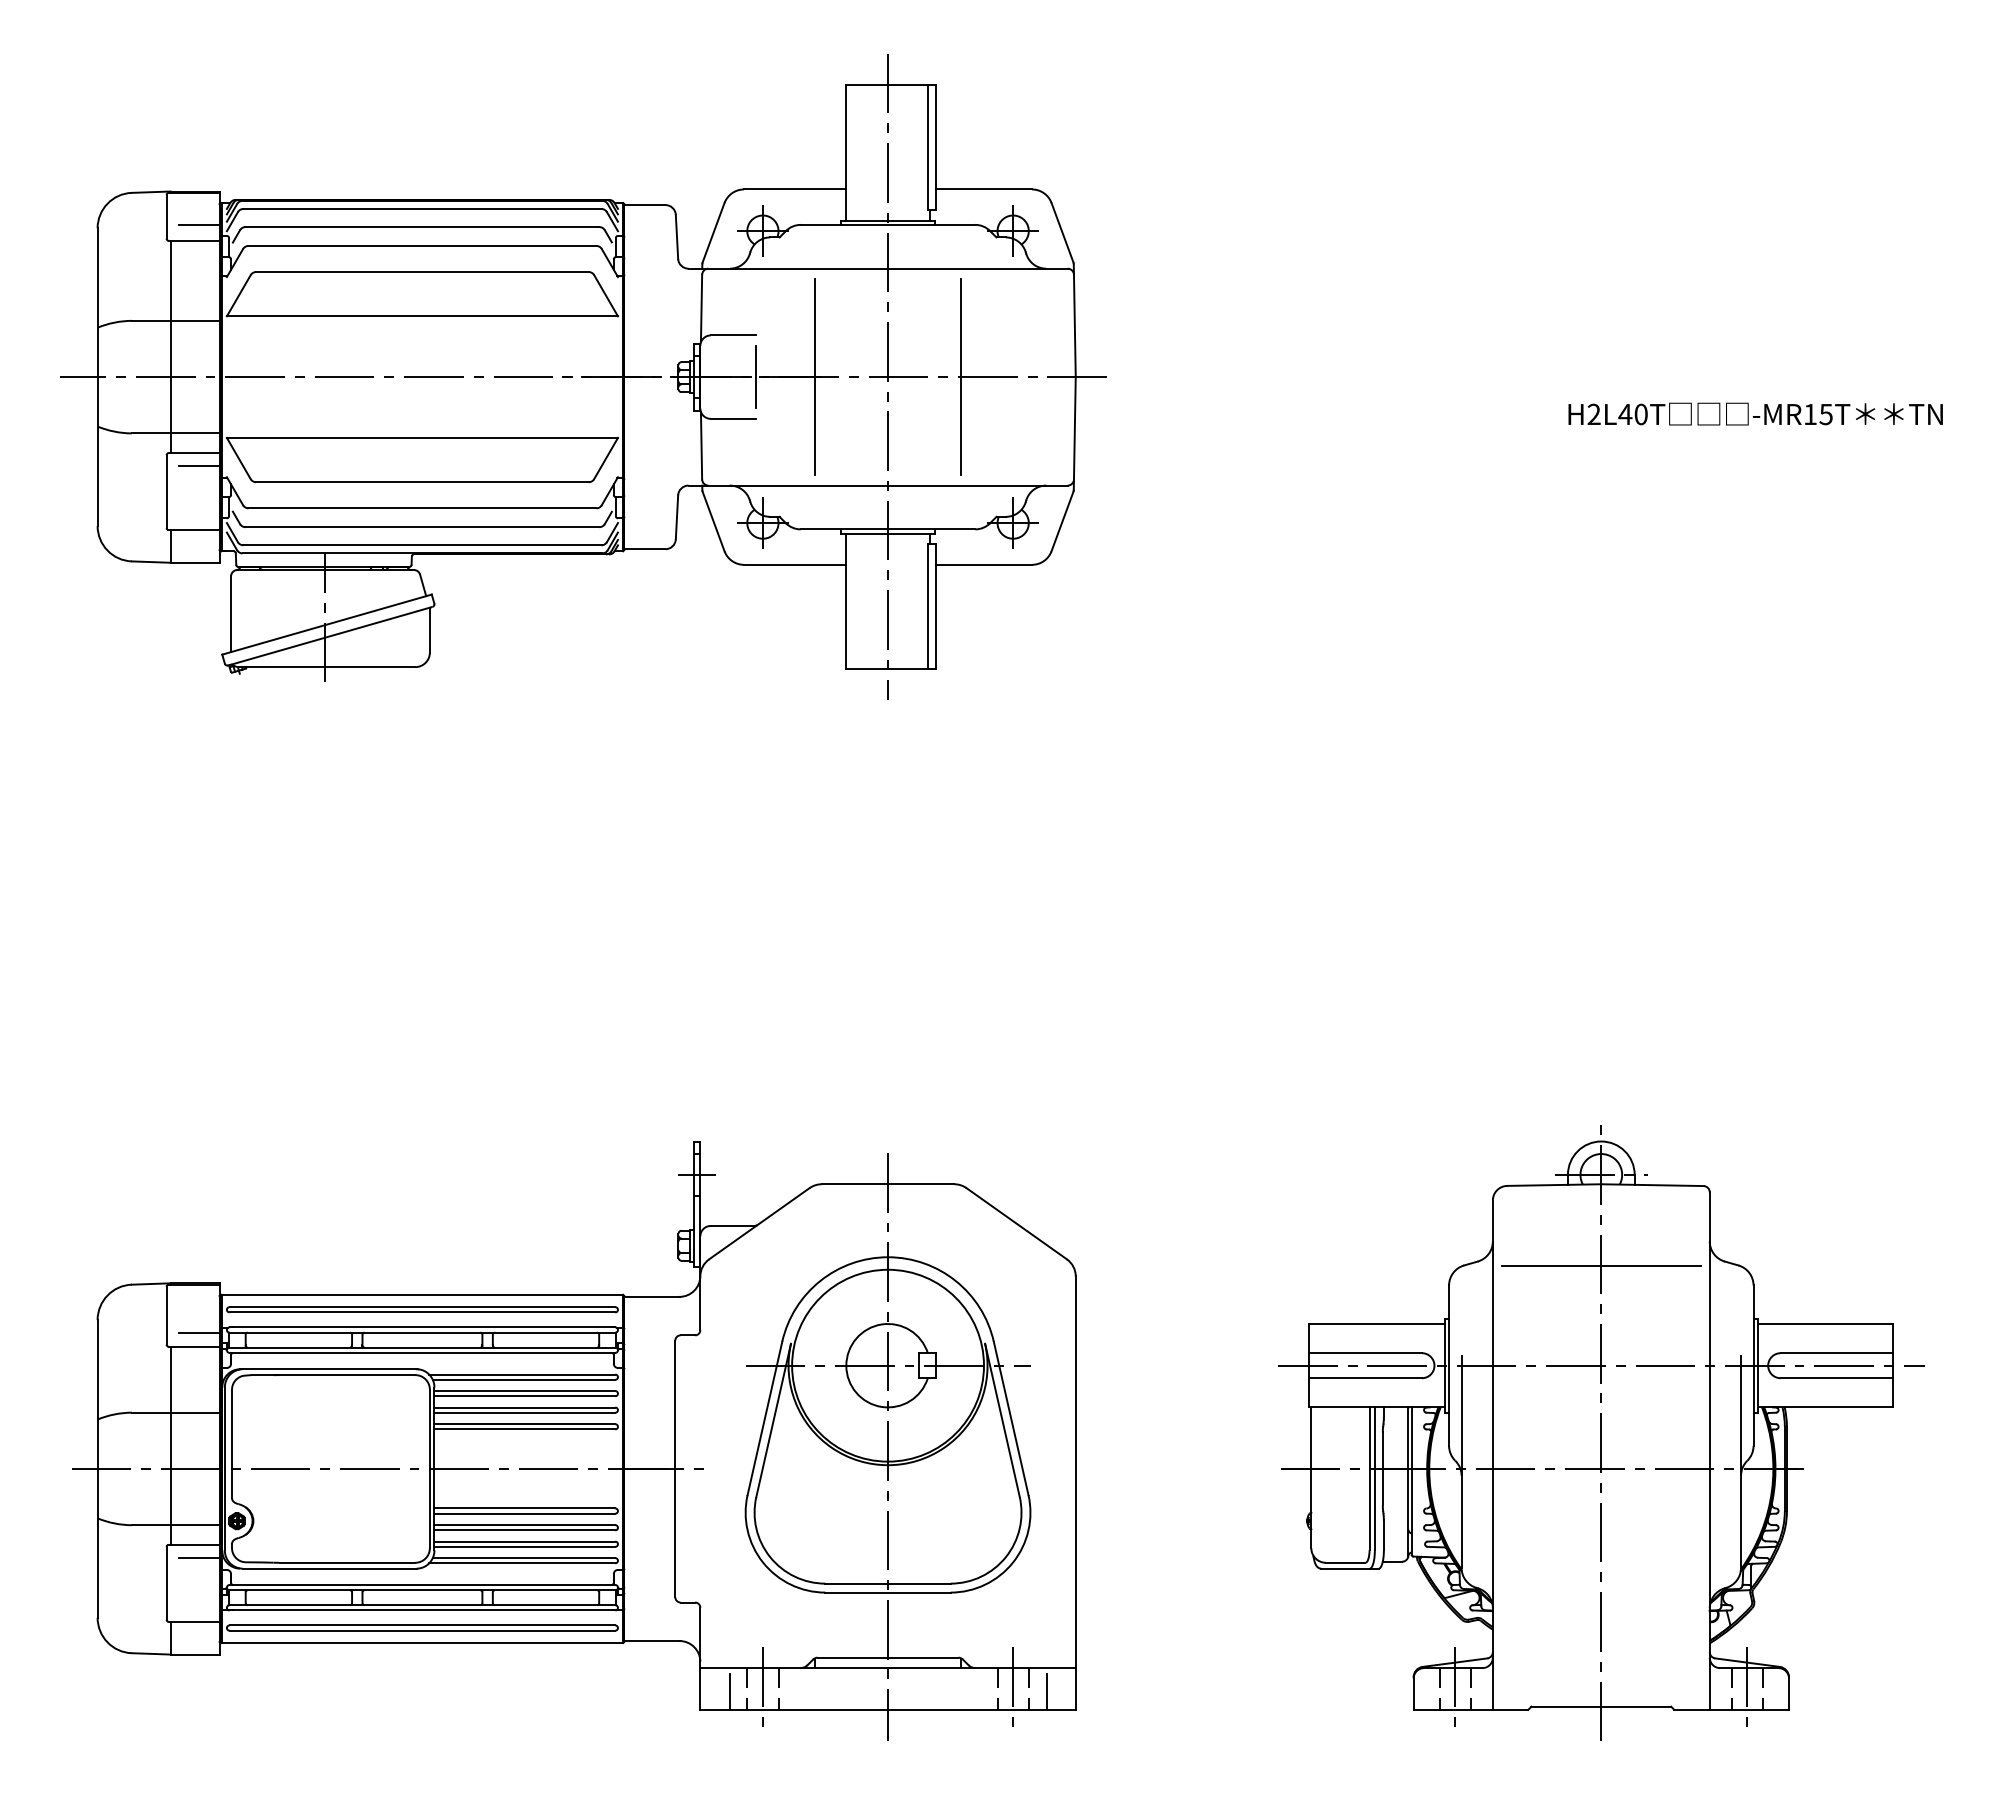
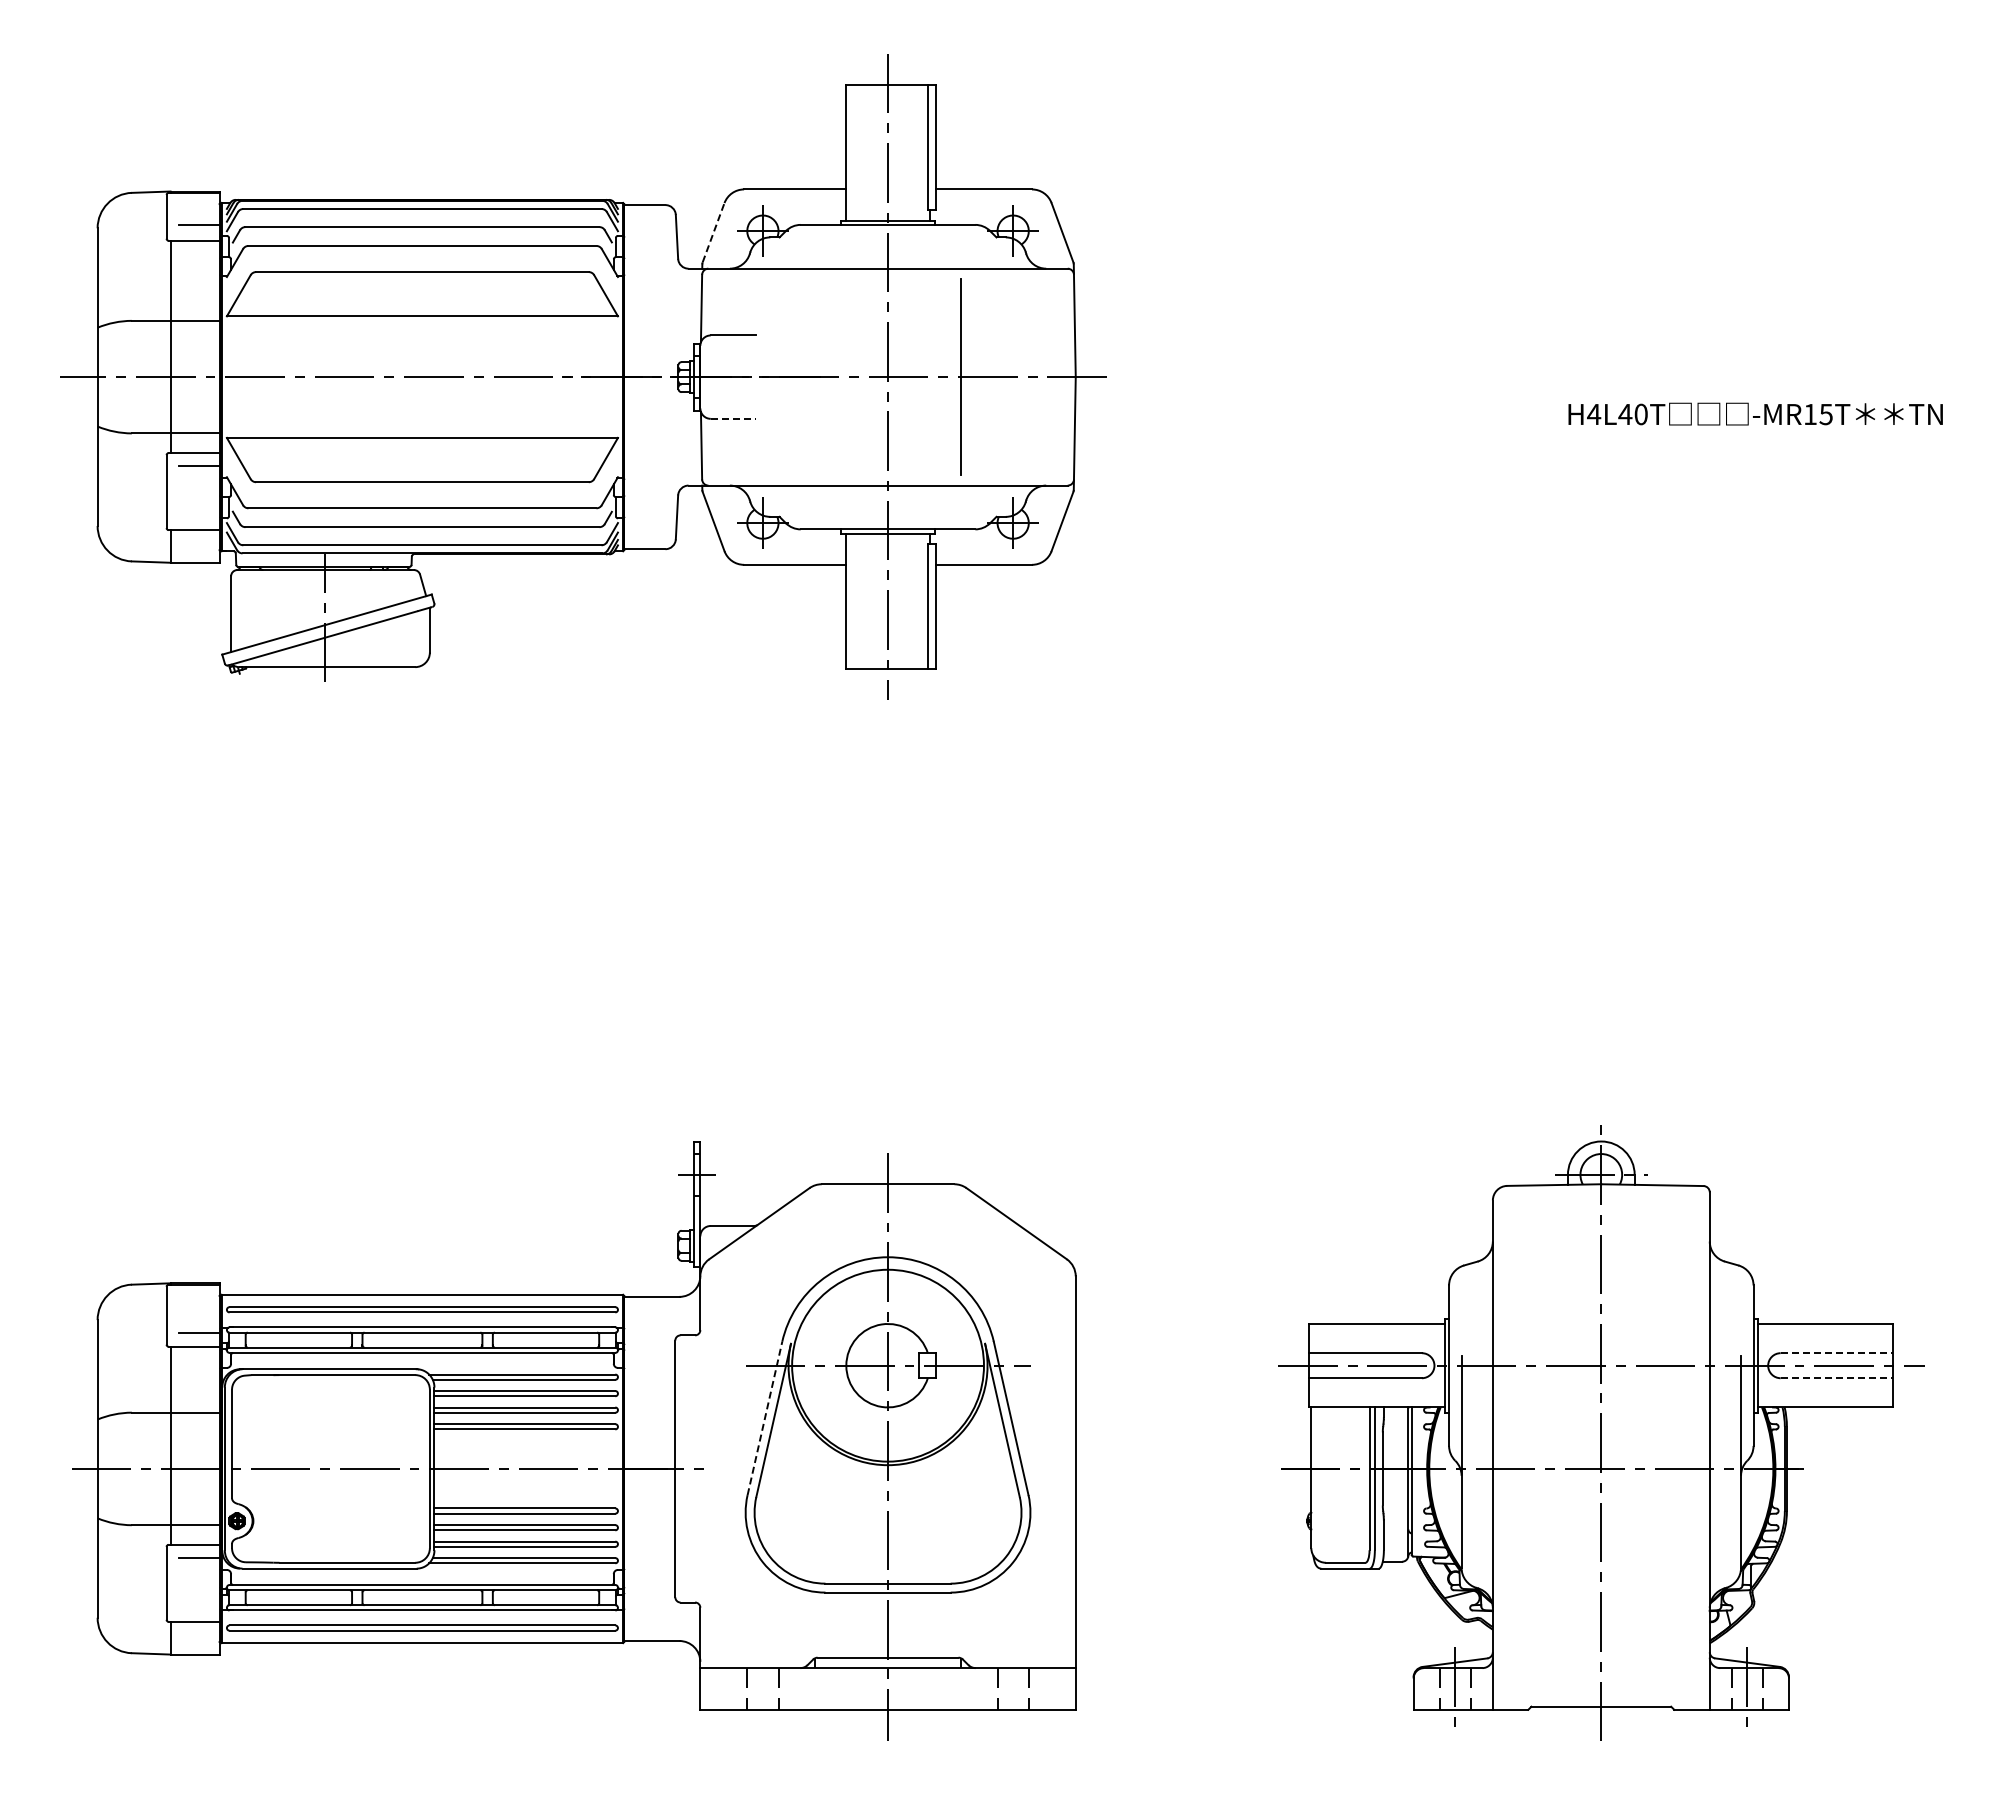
line: solid -> dashed (713, 232)
line: present -> none (756, 376)
line: present -> none (815, 377)
text: H2L40T -> H4L40T (1594, 413)
line: solid -> dashed (733, 418)
line: present -> none (1601, 1265)
line: solid -> dashed (1837, 1353)
line: solid -> dashed (1837, 1378)
line: solid -> dashed (764, 1418)
line: present -> none (762, 1688)
line: present -> none (1013, 1688)
line: present -> none (729, 1691)
line: present -> none (1046, 1691)
